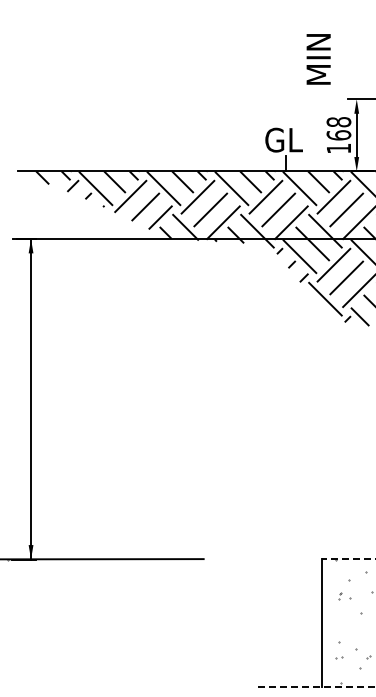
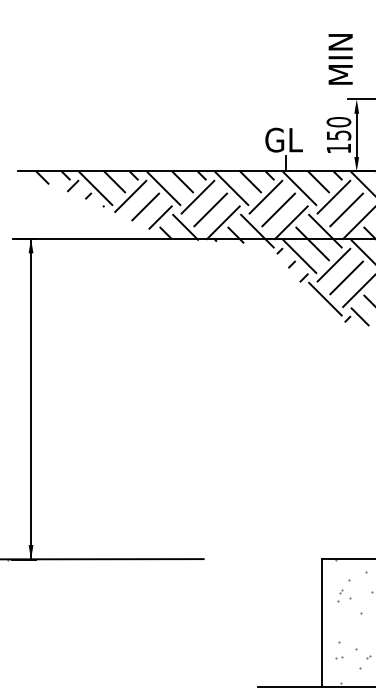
text position: (318, 59) -> (340, 59) (340, 59)
text: 168 -> 150 (338, 128)
line: dashed -> solid (349, 558)
part size: 5x9 px -> 7x14 px (340, 595)
line: dashed -> solid (316, 686)
